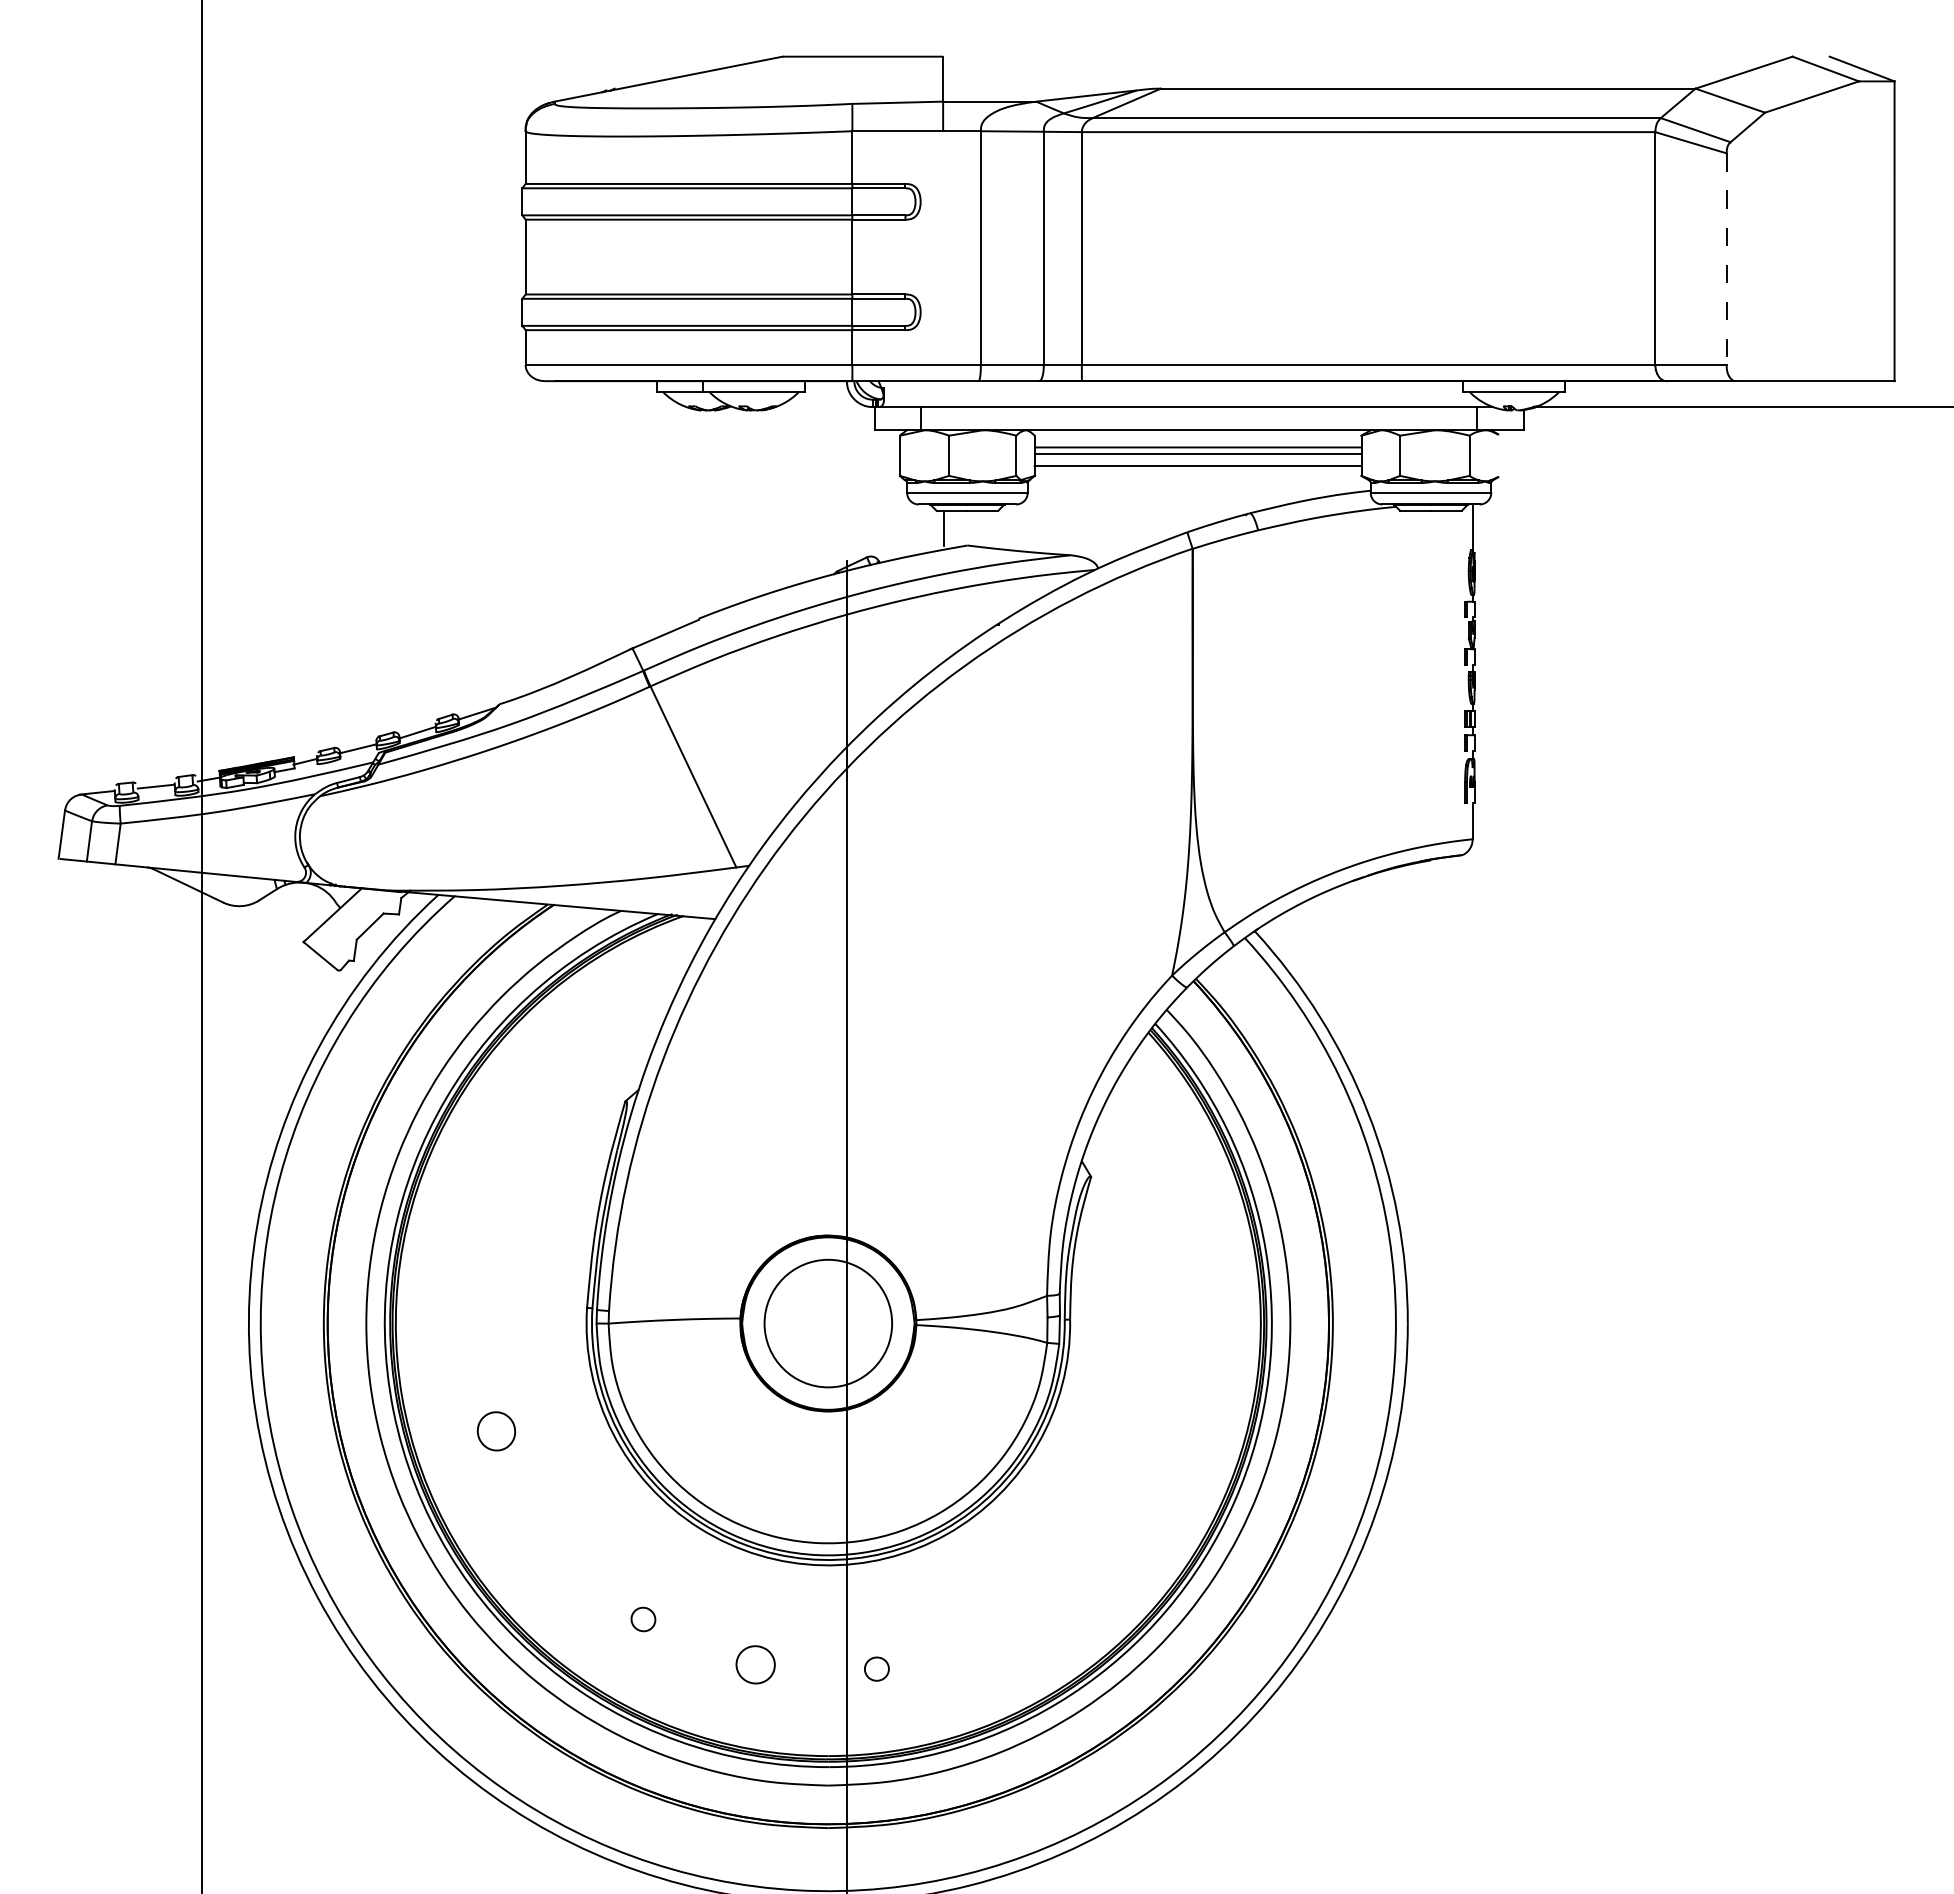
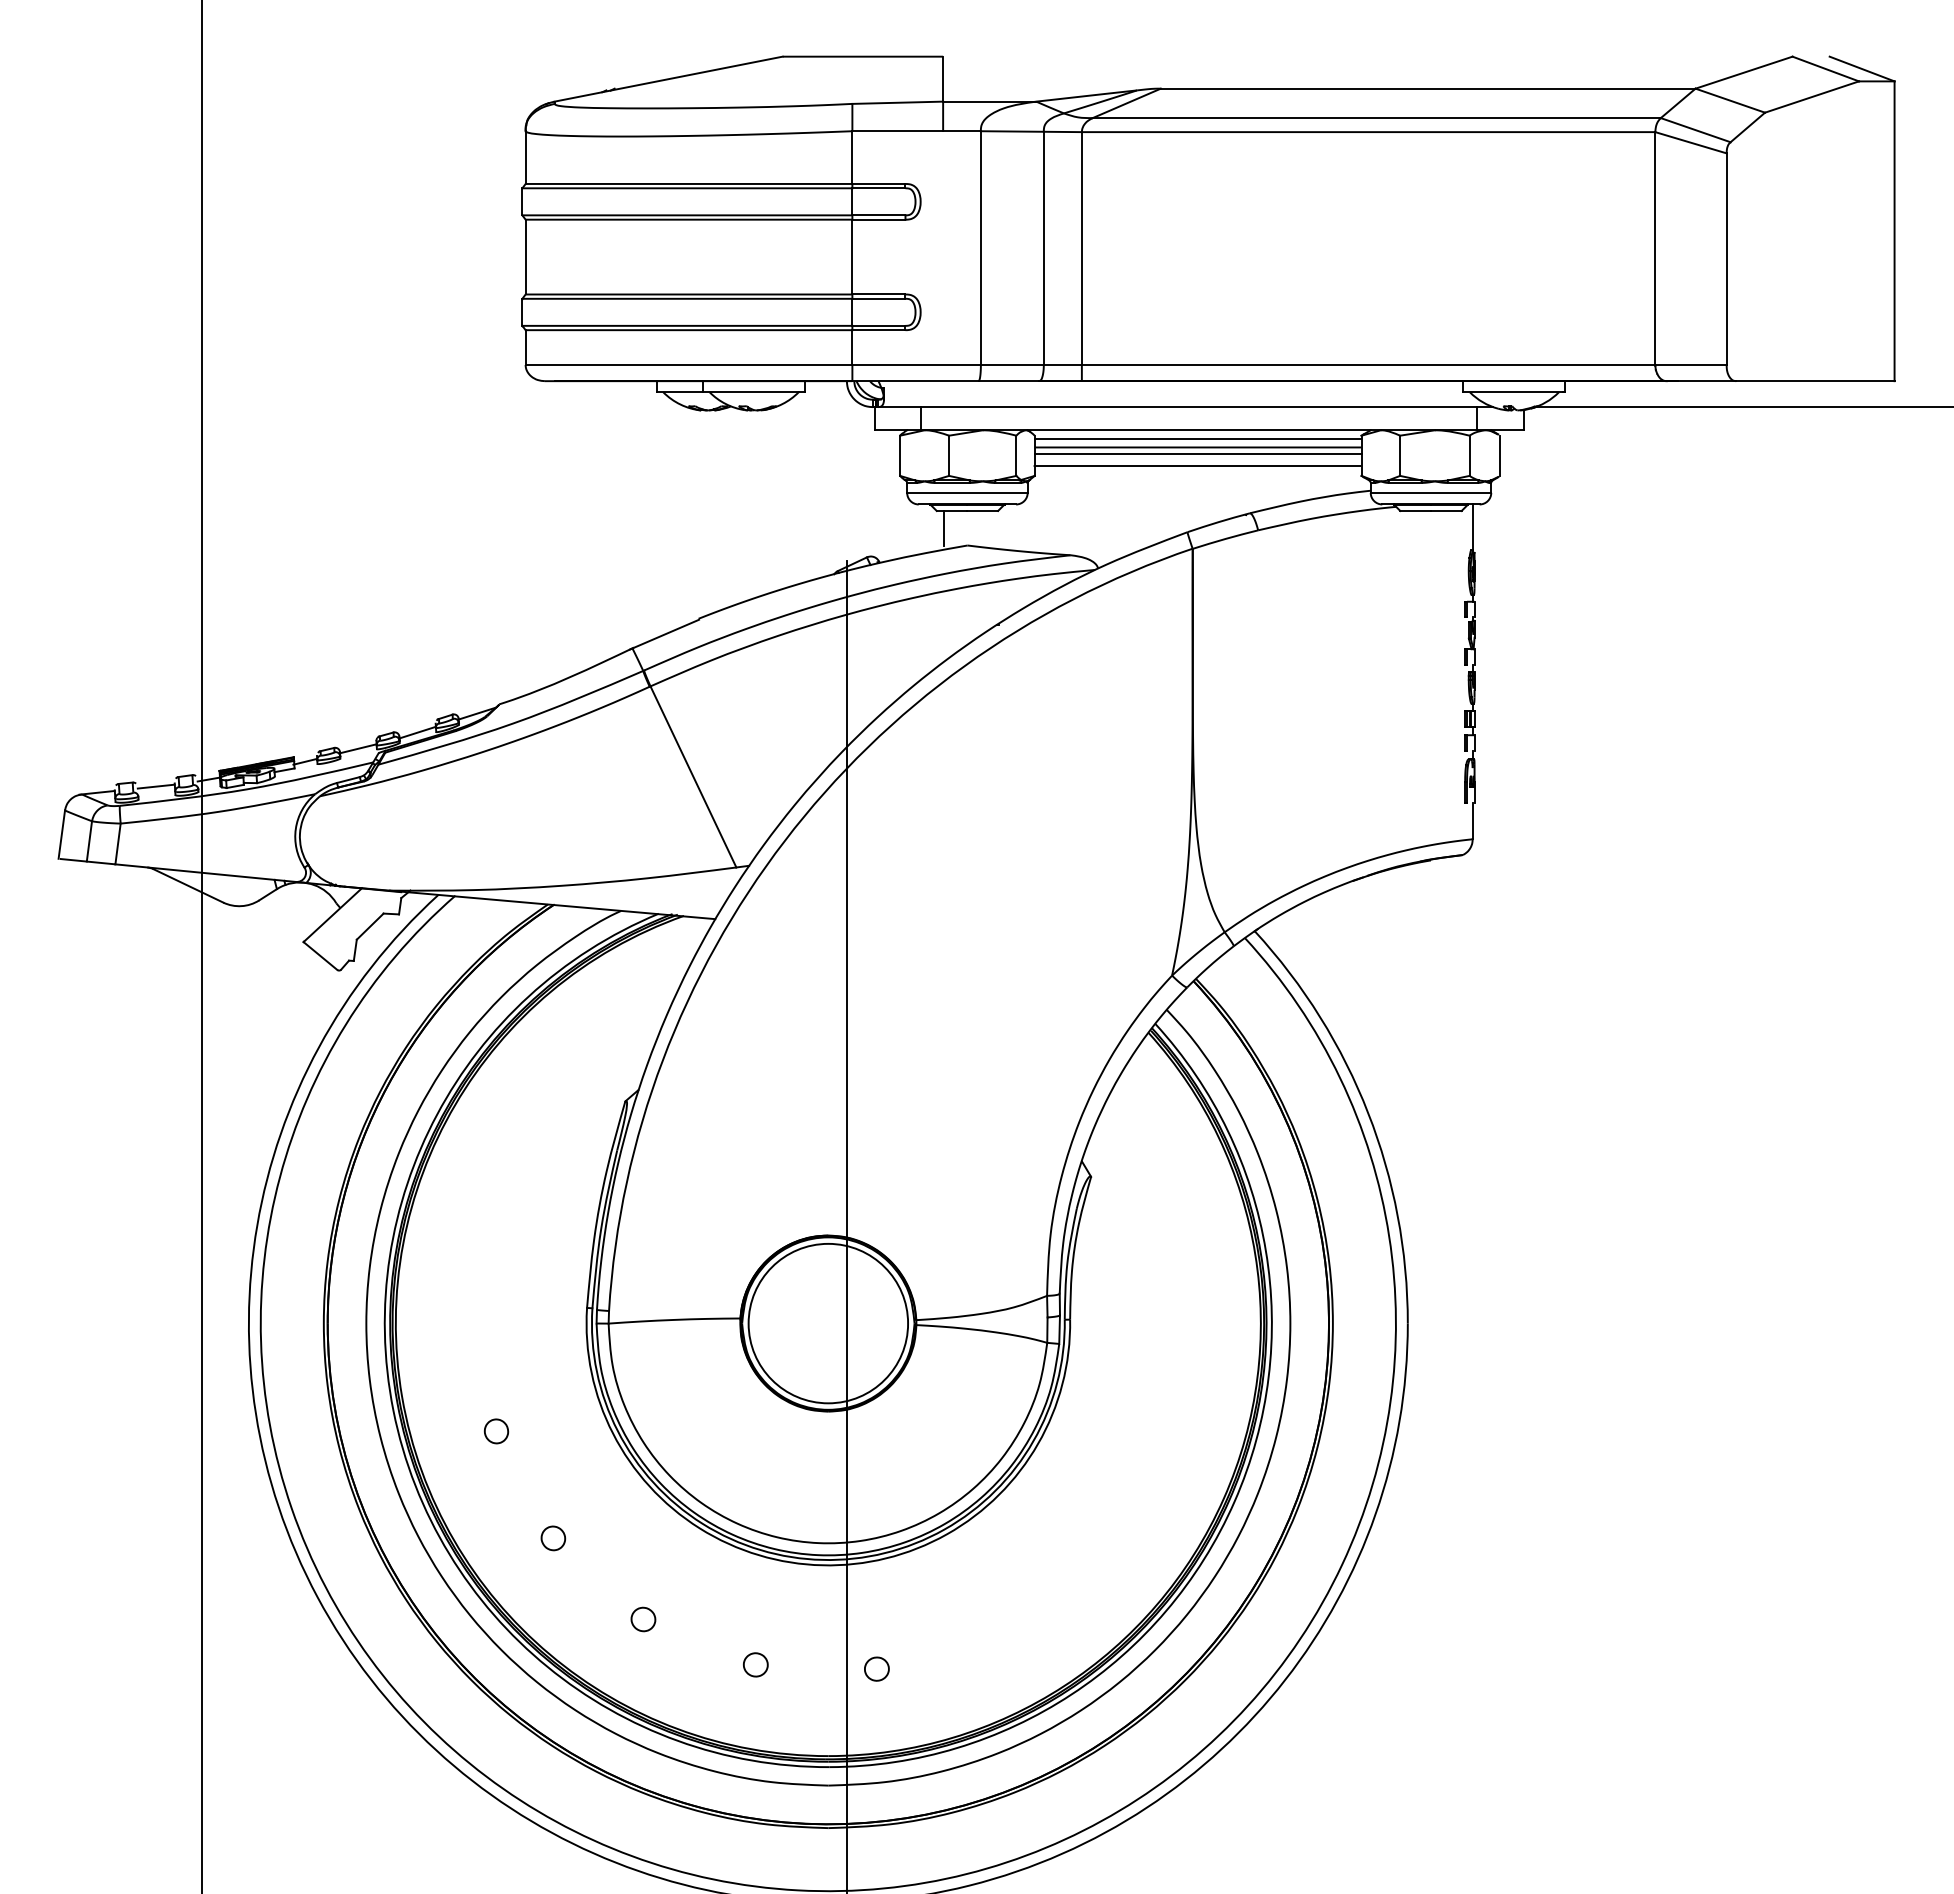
line: dashed -> solid (1726, 259)
line: none -> present (1197, 438)
line: none -> present (1500, 455)
circle diameter: 128 px -> 159 px (828, 1323)
part size: 41x41 px -> 27x27 px (496, 1431)
part: none -> present (553, 1538)
part size: 41x40 px -> 26x26 px (755, 1664)
